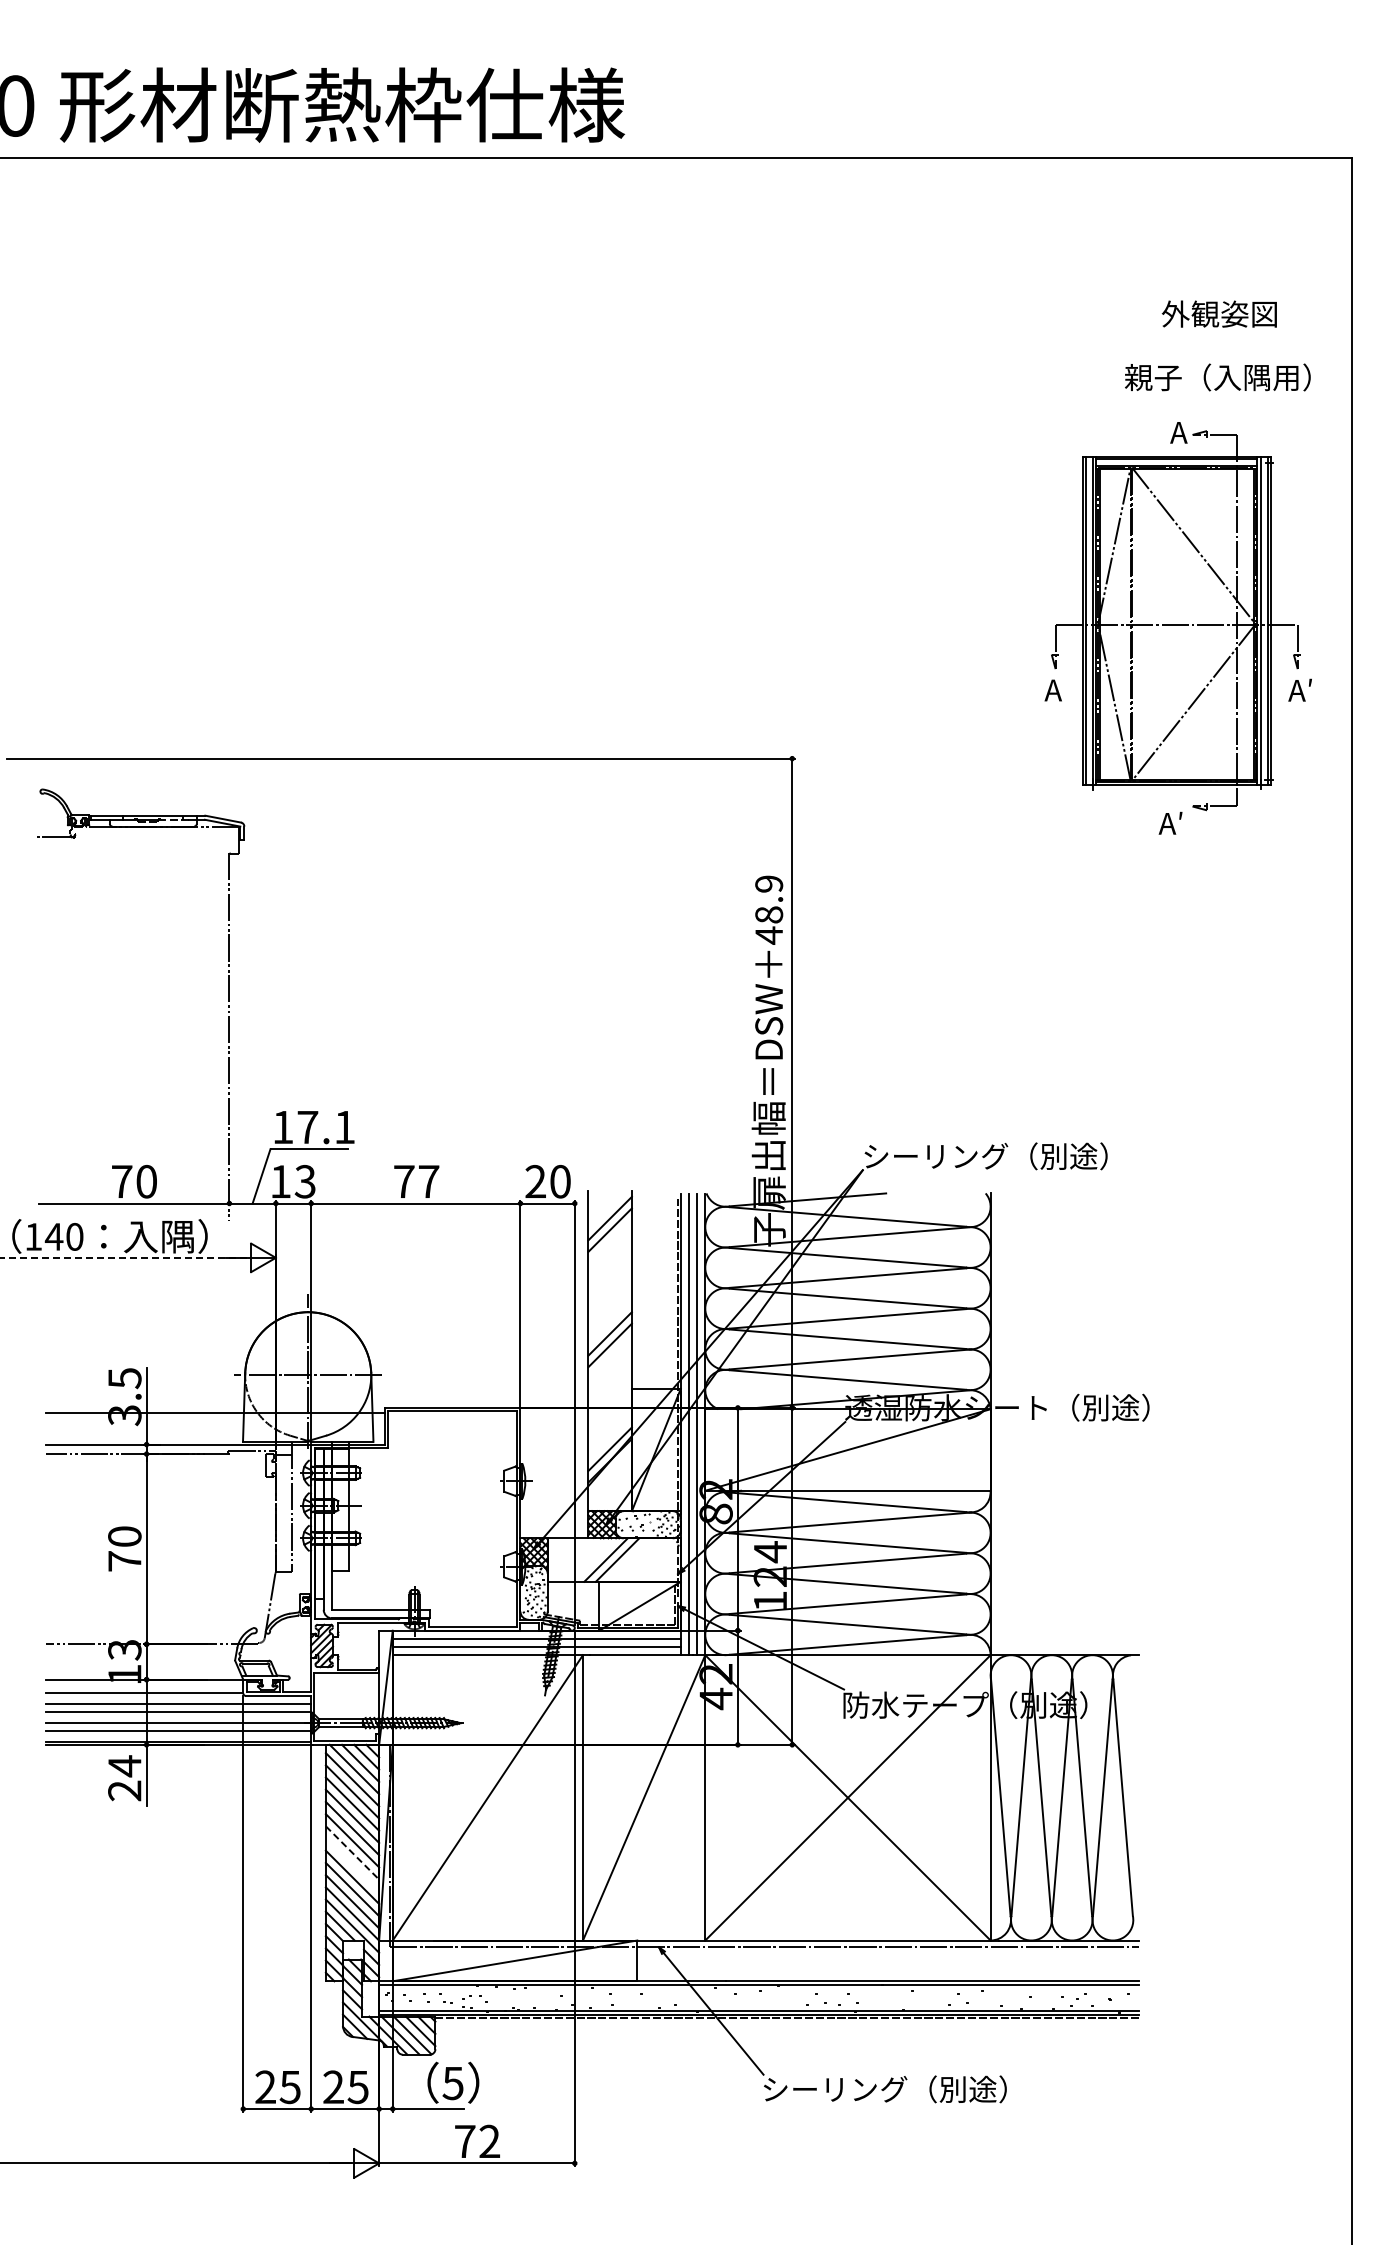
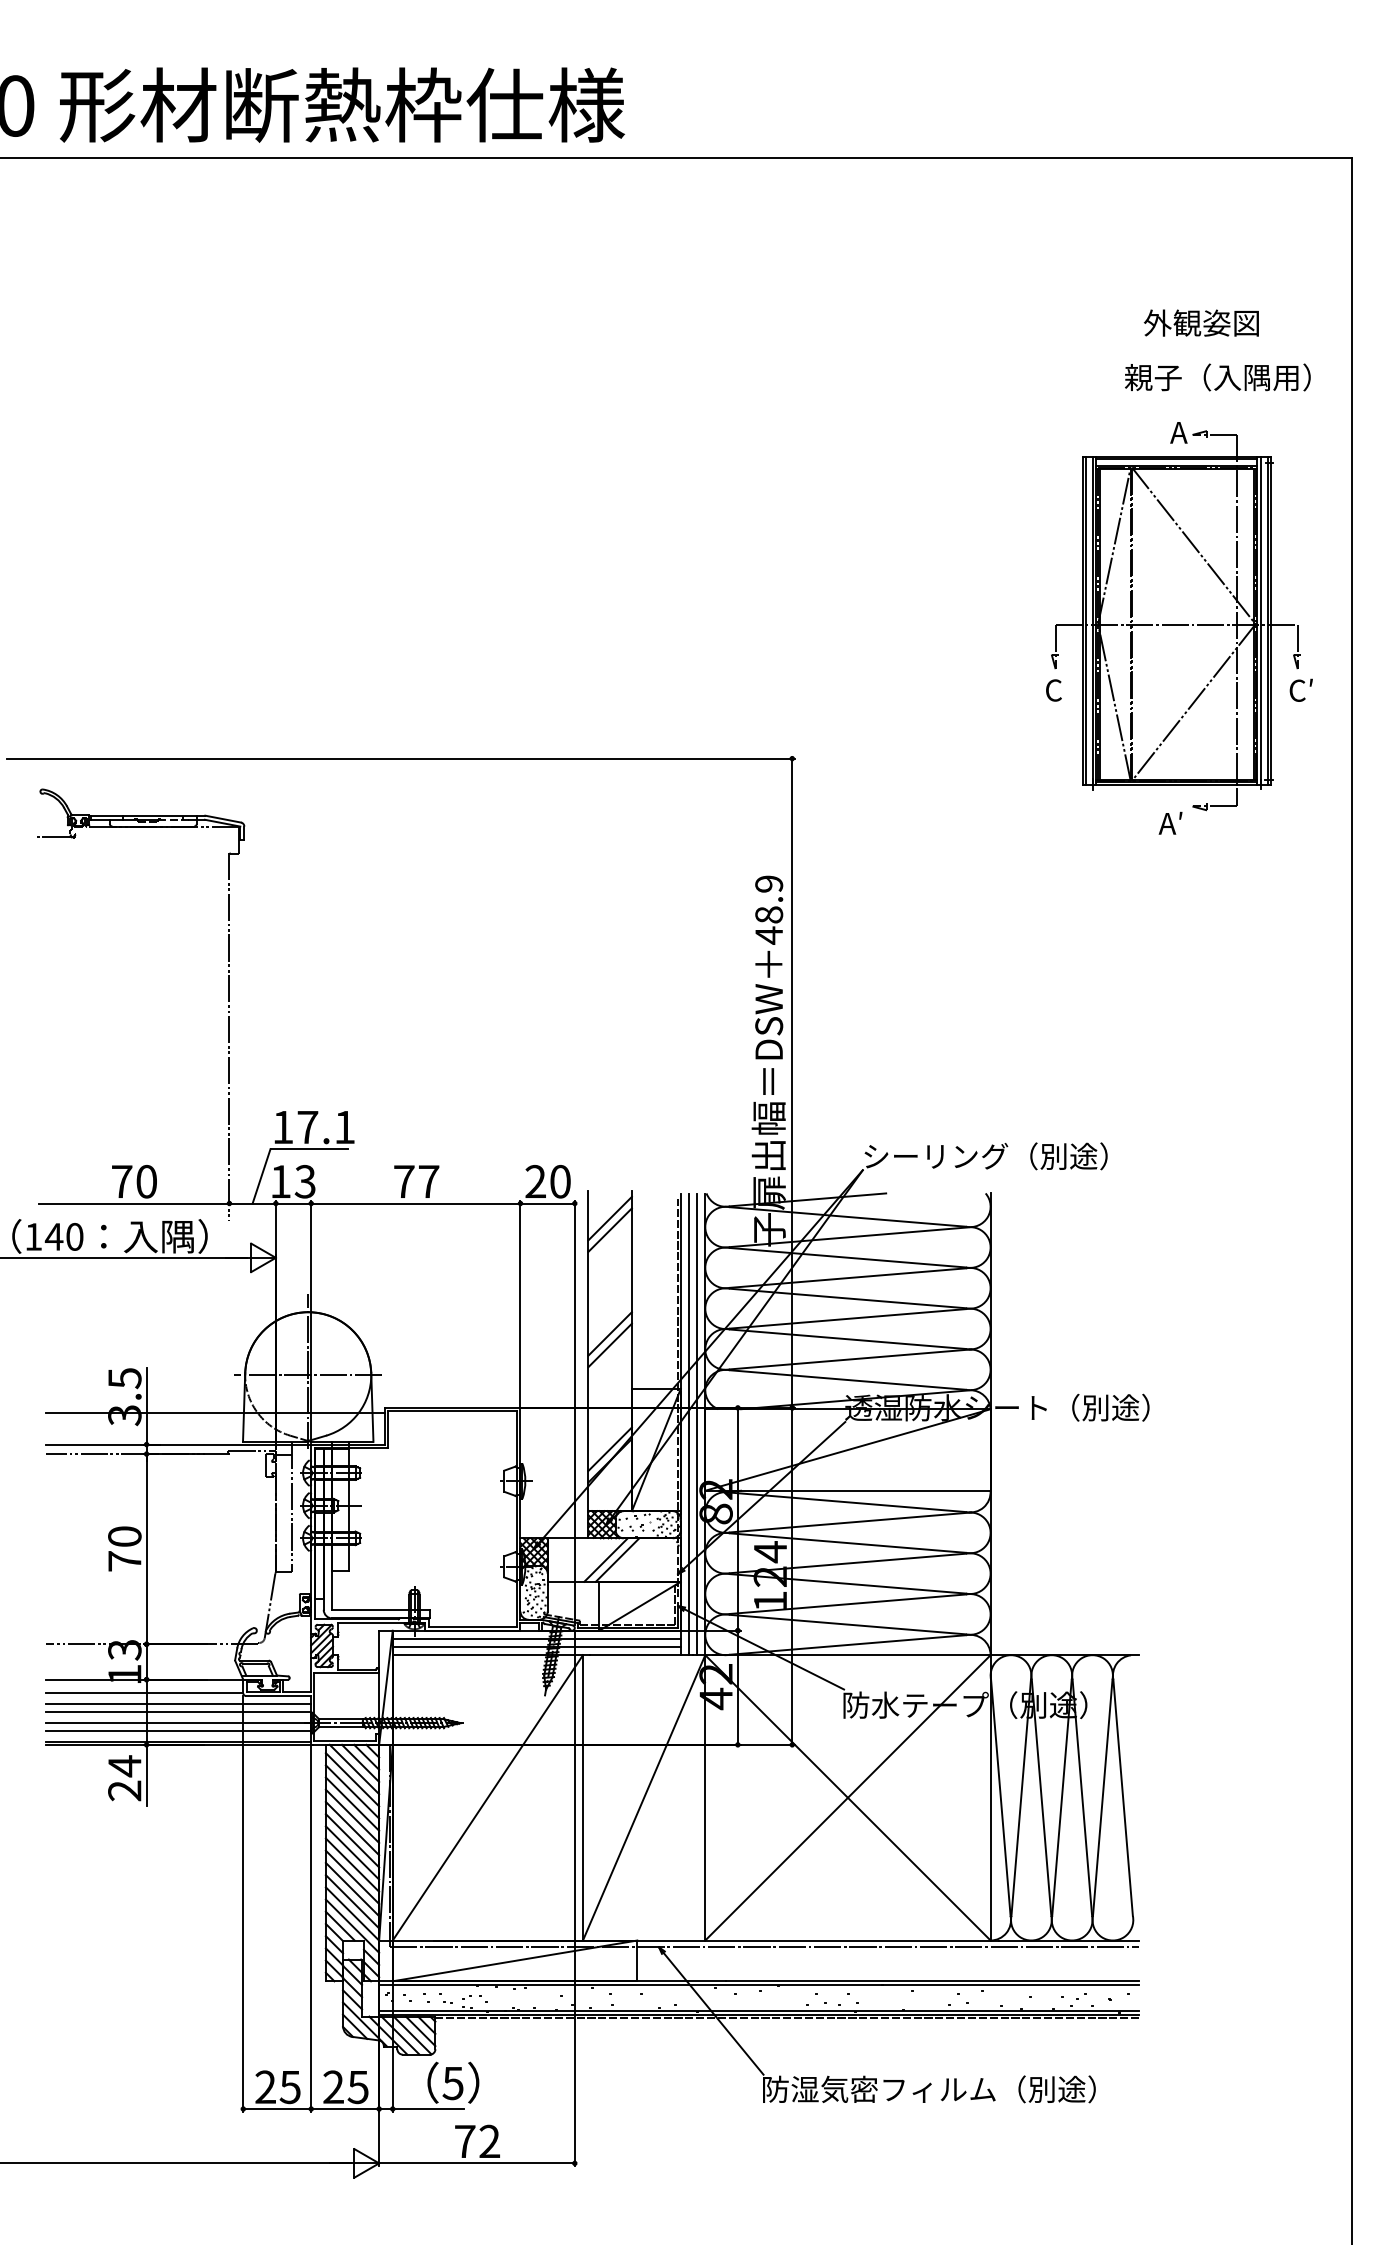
text position: (1218, 313) -> (1200, 322) (1200, 322)
text: A′ -> C′ (1300, 689)
text: A -> C (1052, 690)
line: dashed -> solid (123, 1257)
line: dashed -> solid (352, 1852)
line: none -> present (352, 1864)
text: シーリング（別途） -> 防湿気密フィルム（別途） (929, 2089)
